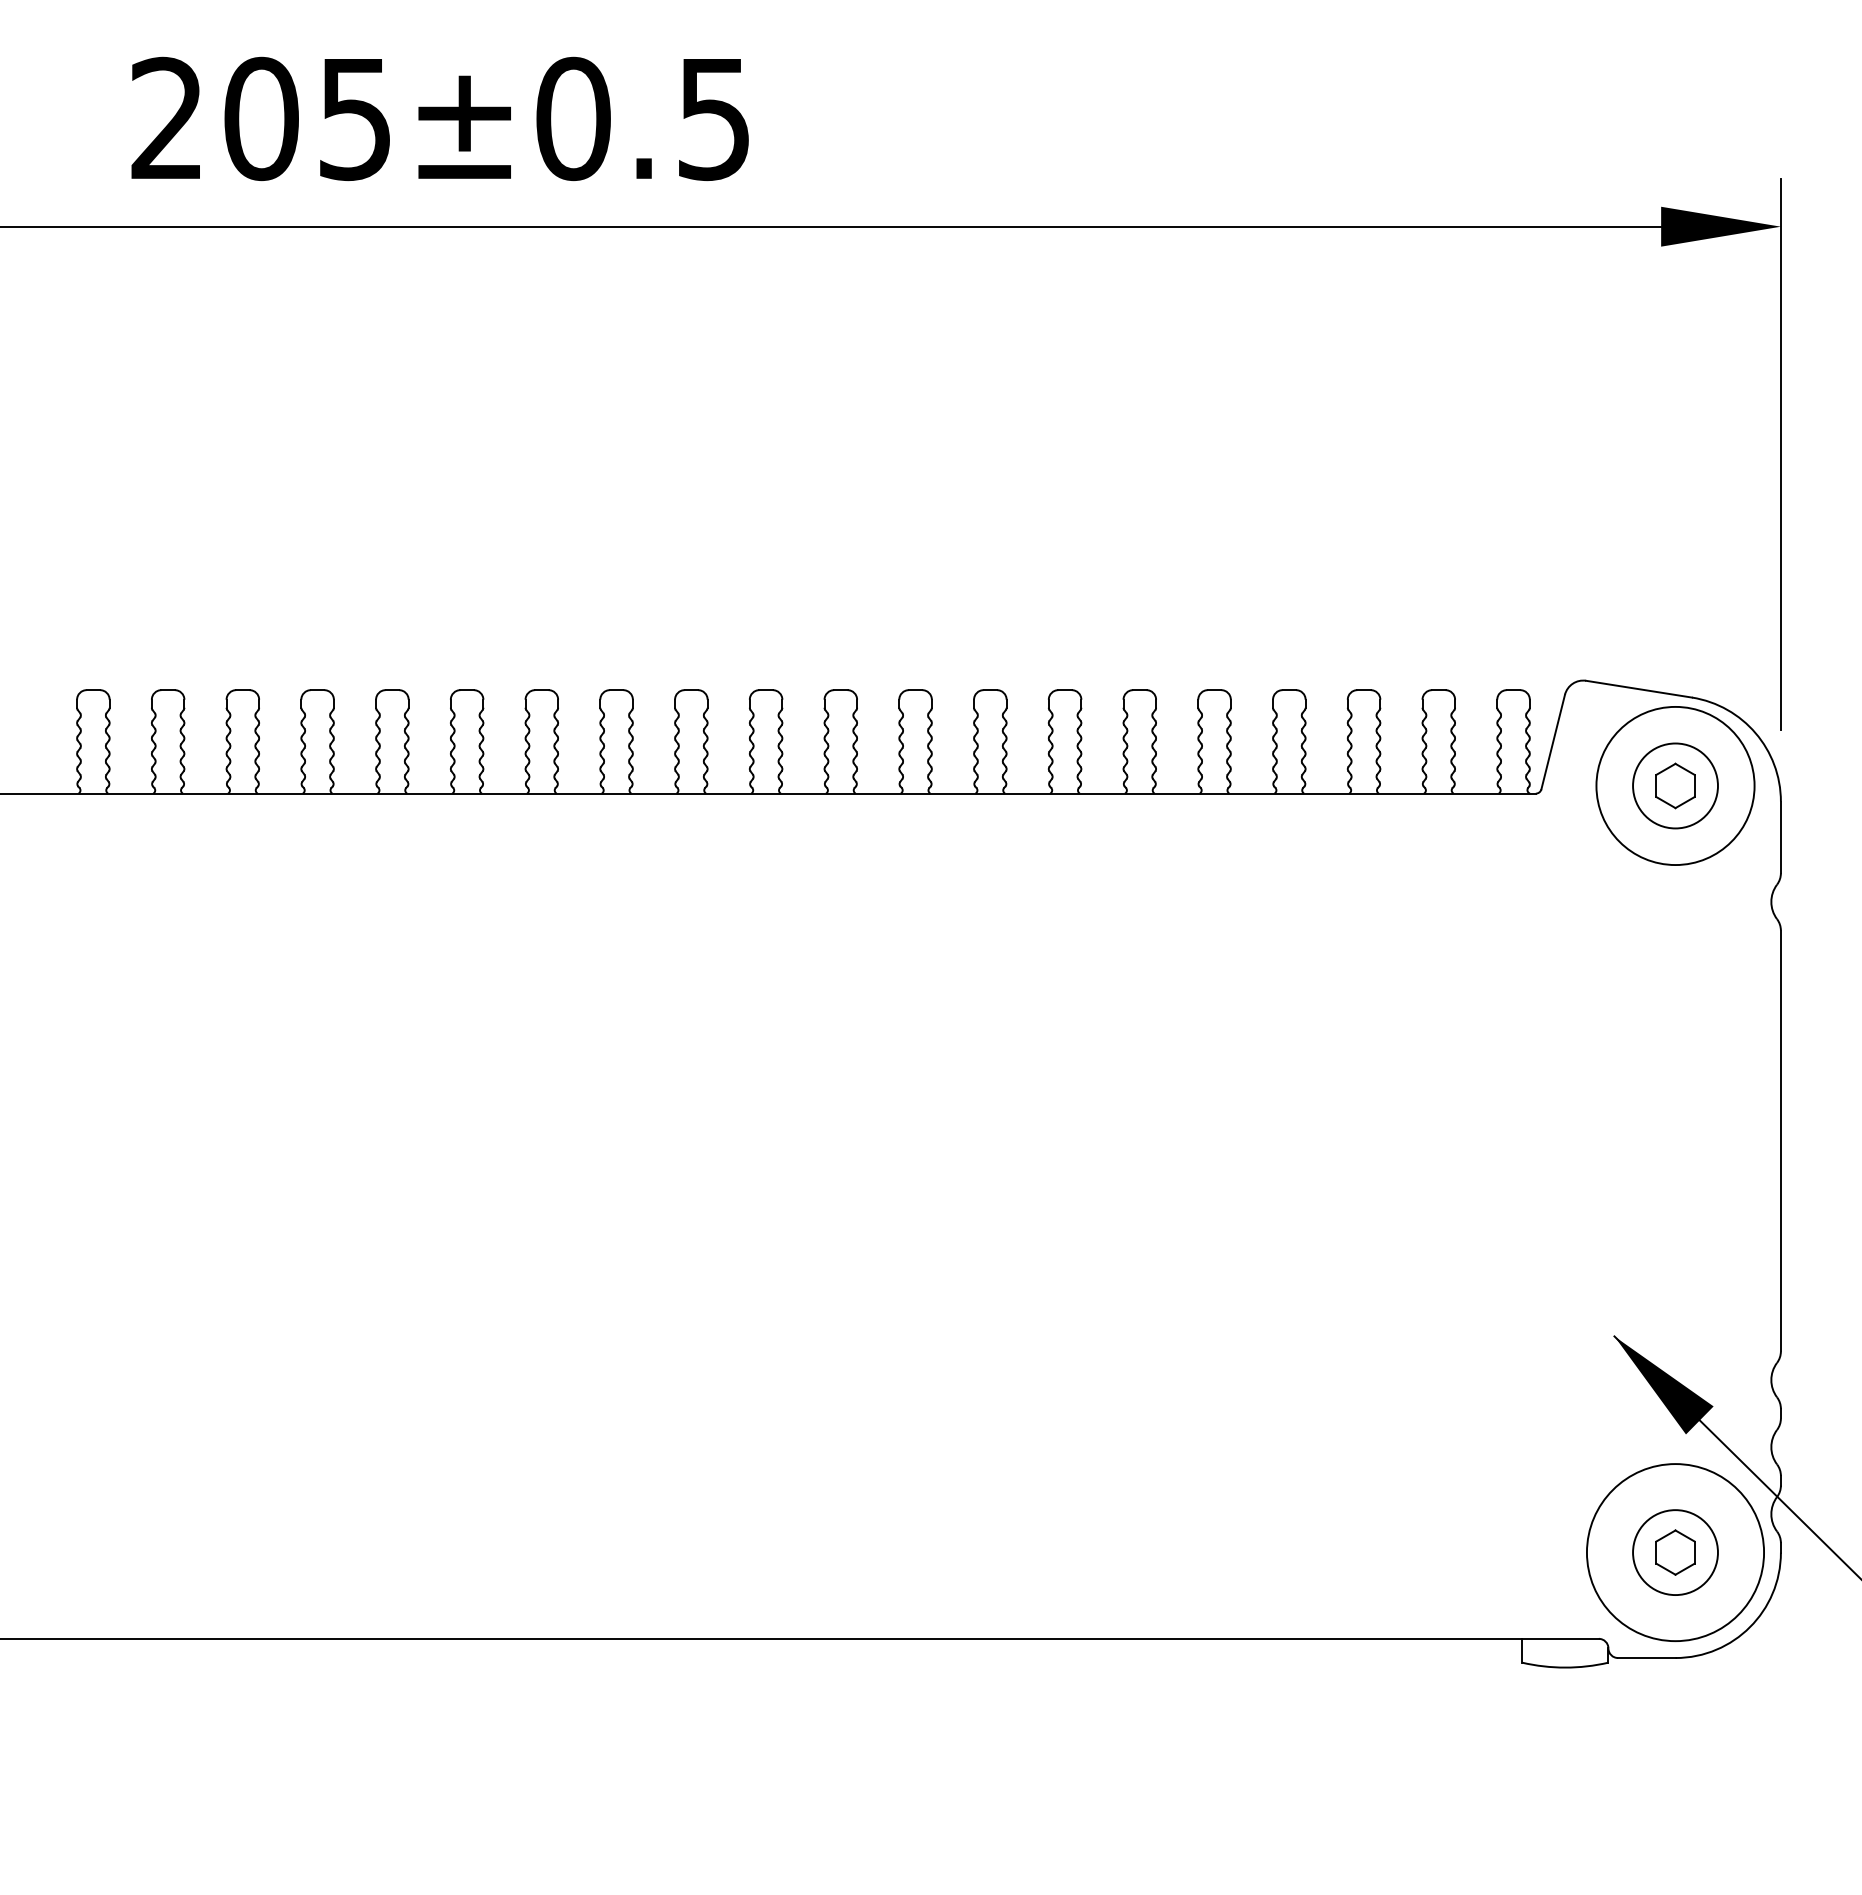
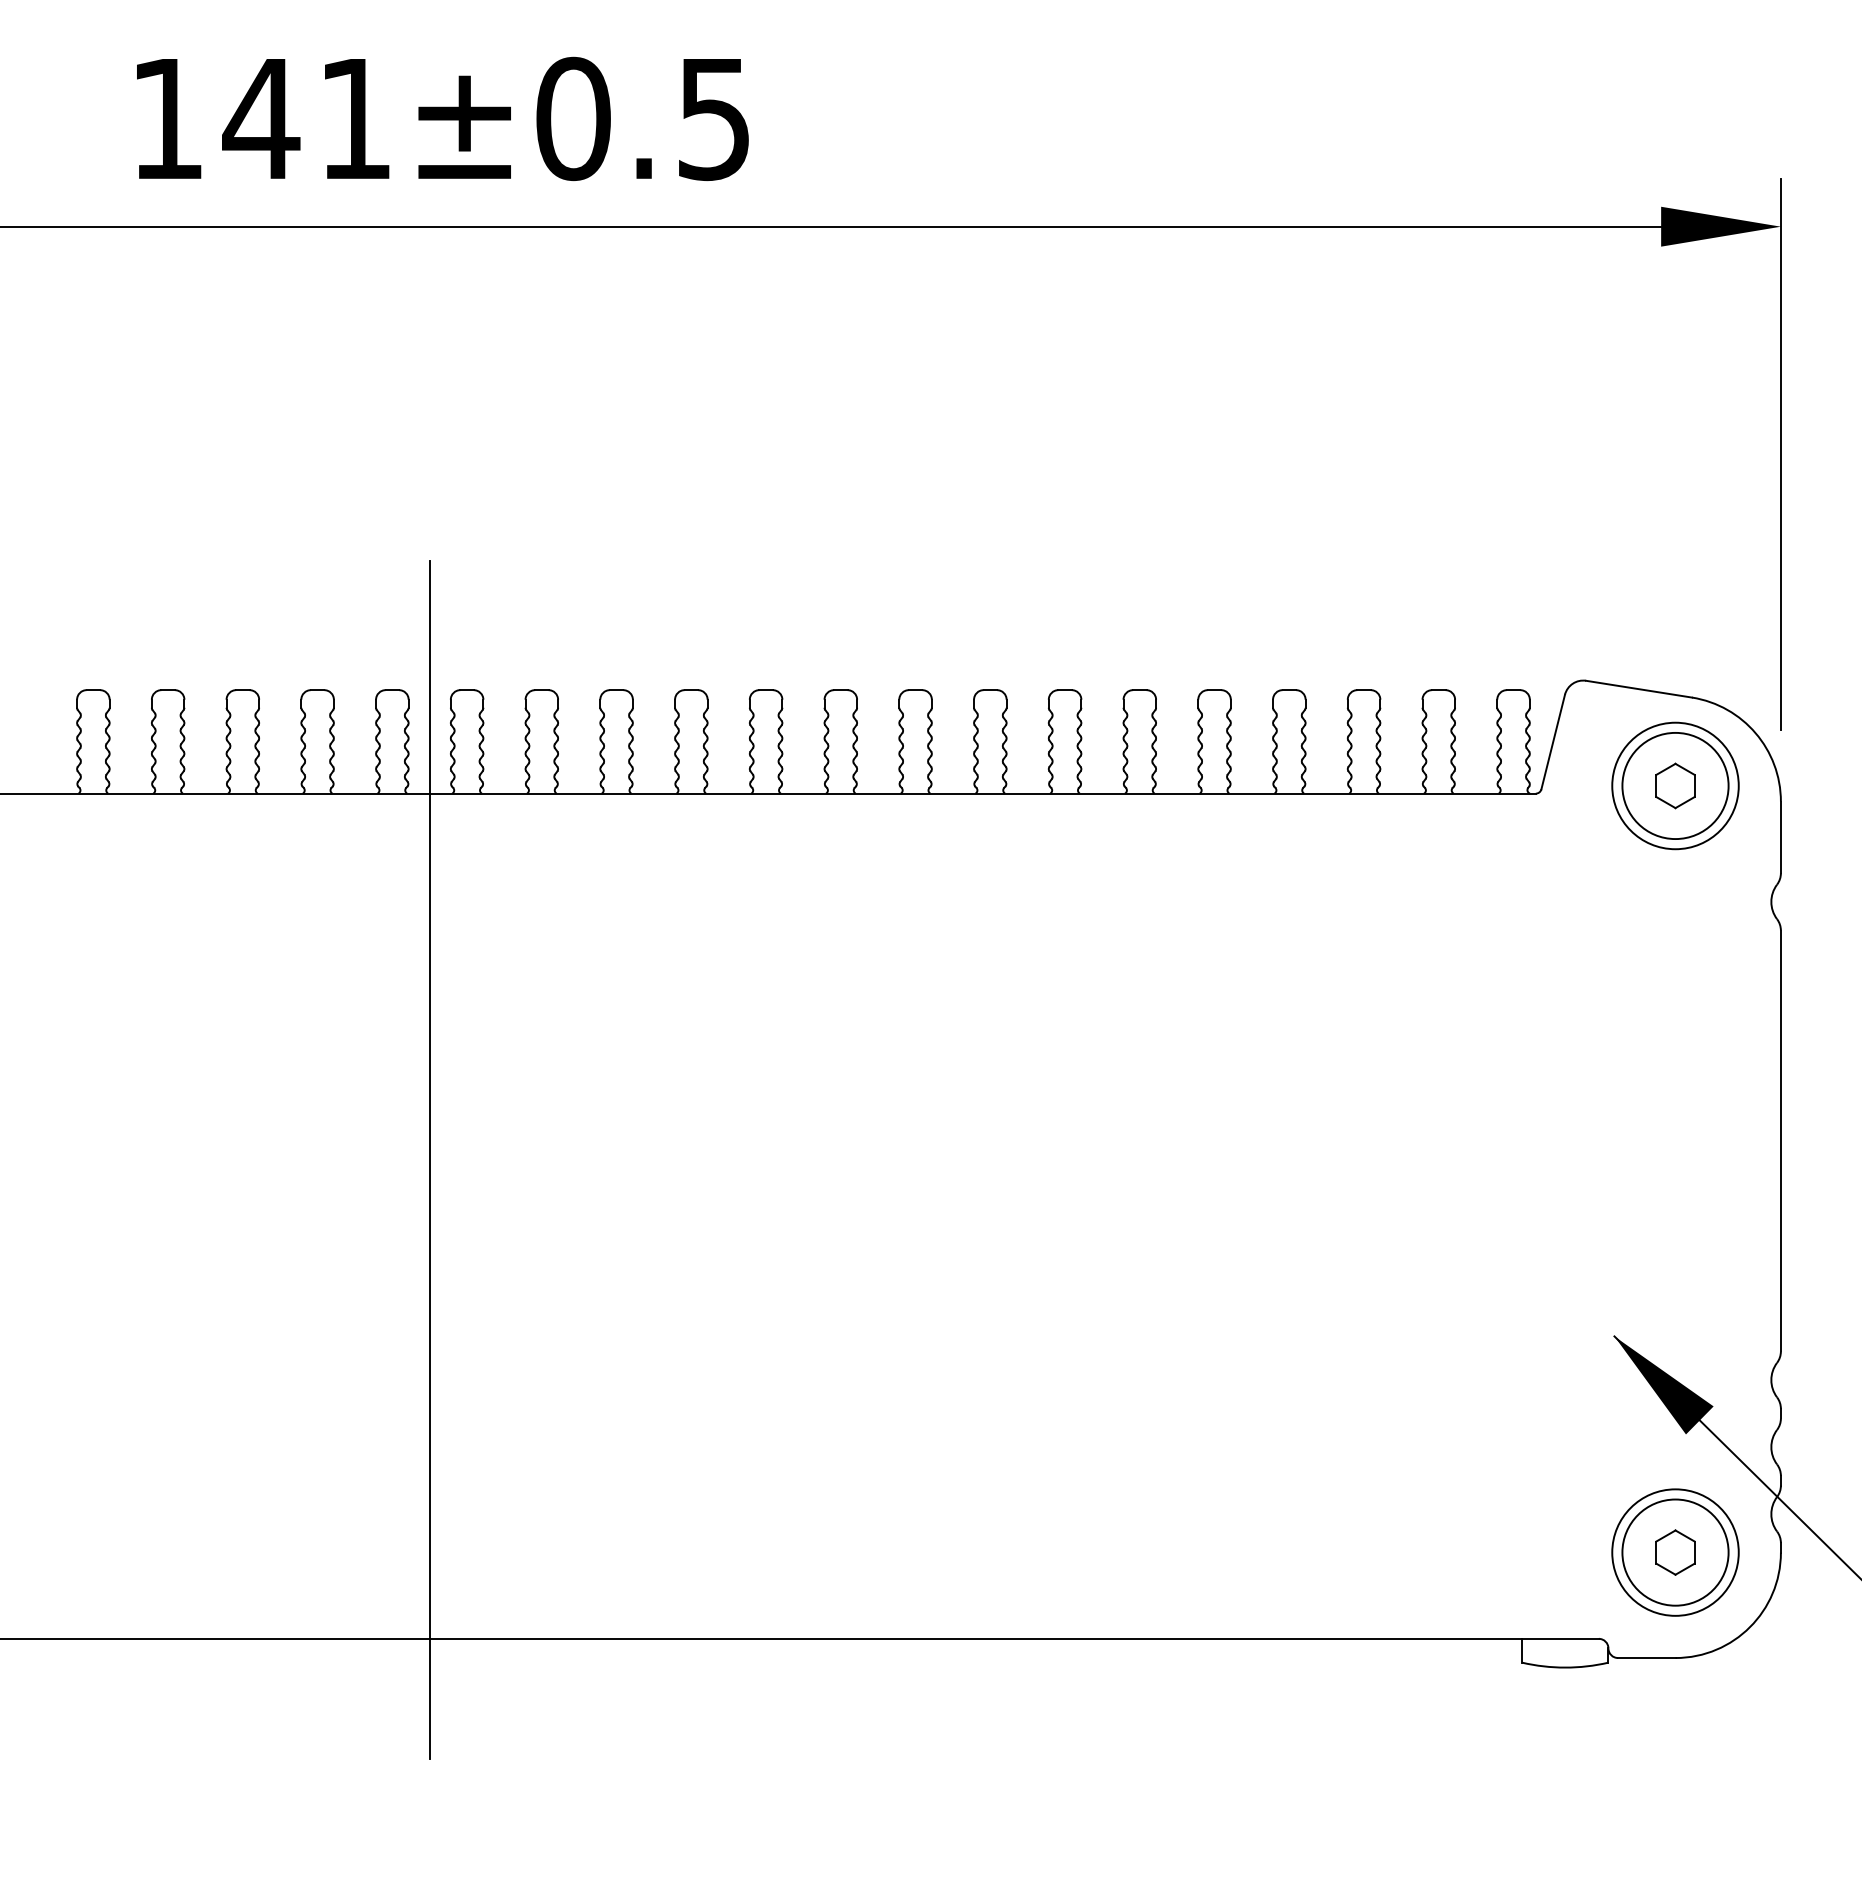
text: 205±0.5 -> 141±0.5 (260, 118)
circle diameter: 158 px -> 126 px (1675, 785)
circle diameter: 85 px -> 106 px (1675, 785)
line: none -> present (429, 1159)
circle diameter: 177 px -> 126 px (1675, 1552)
circle diameter: 85 px -> 106 px (1675, 1552)
